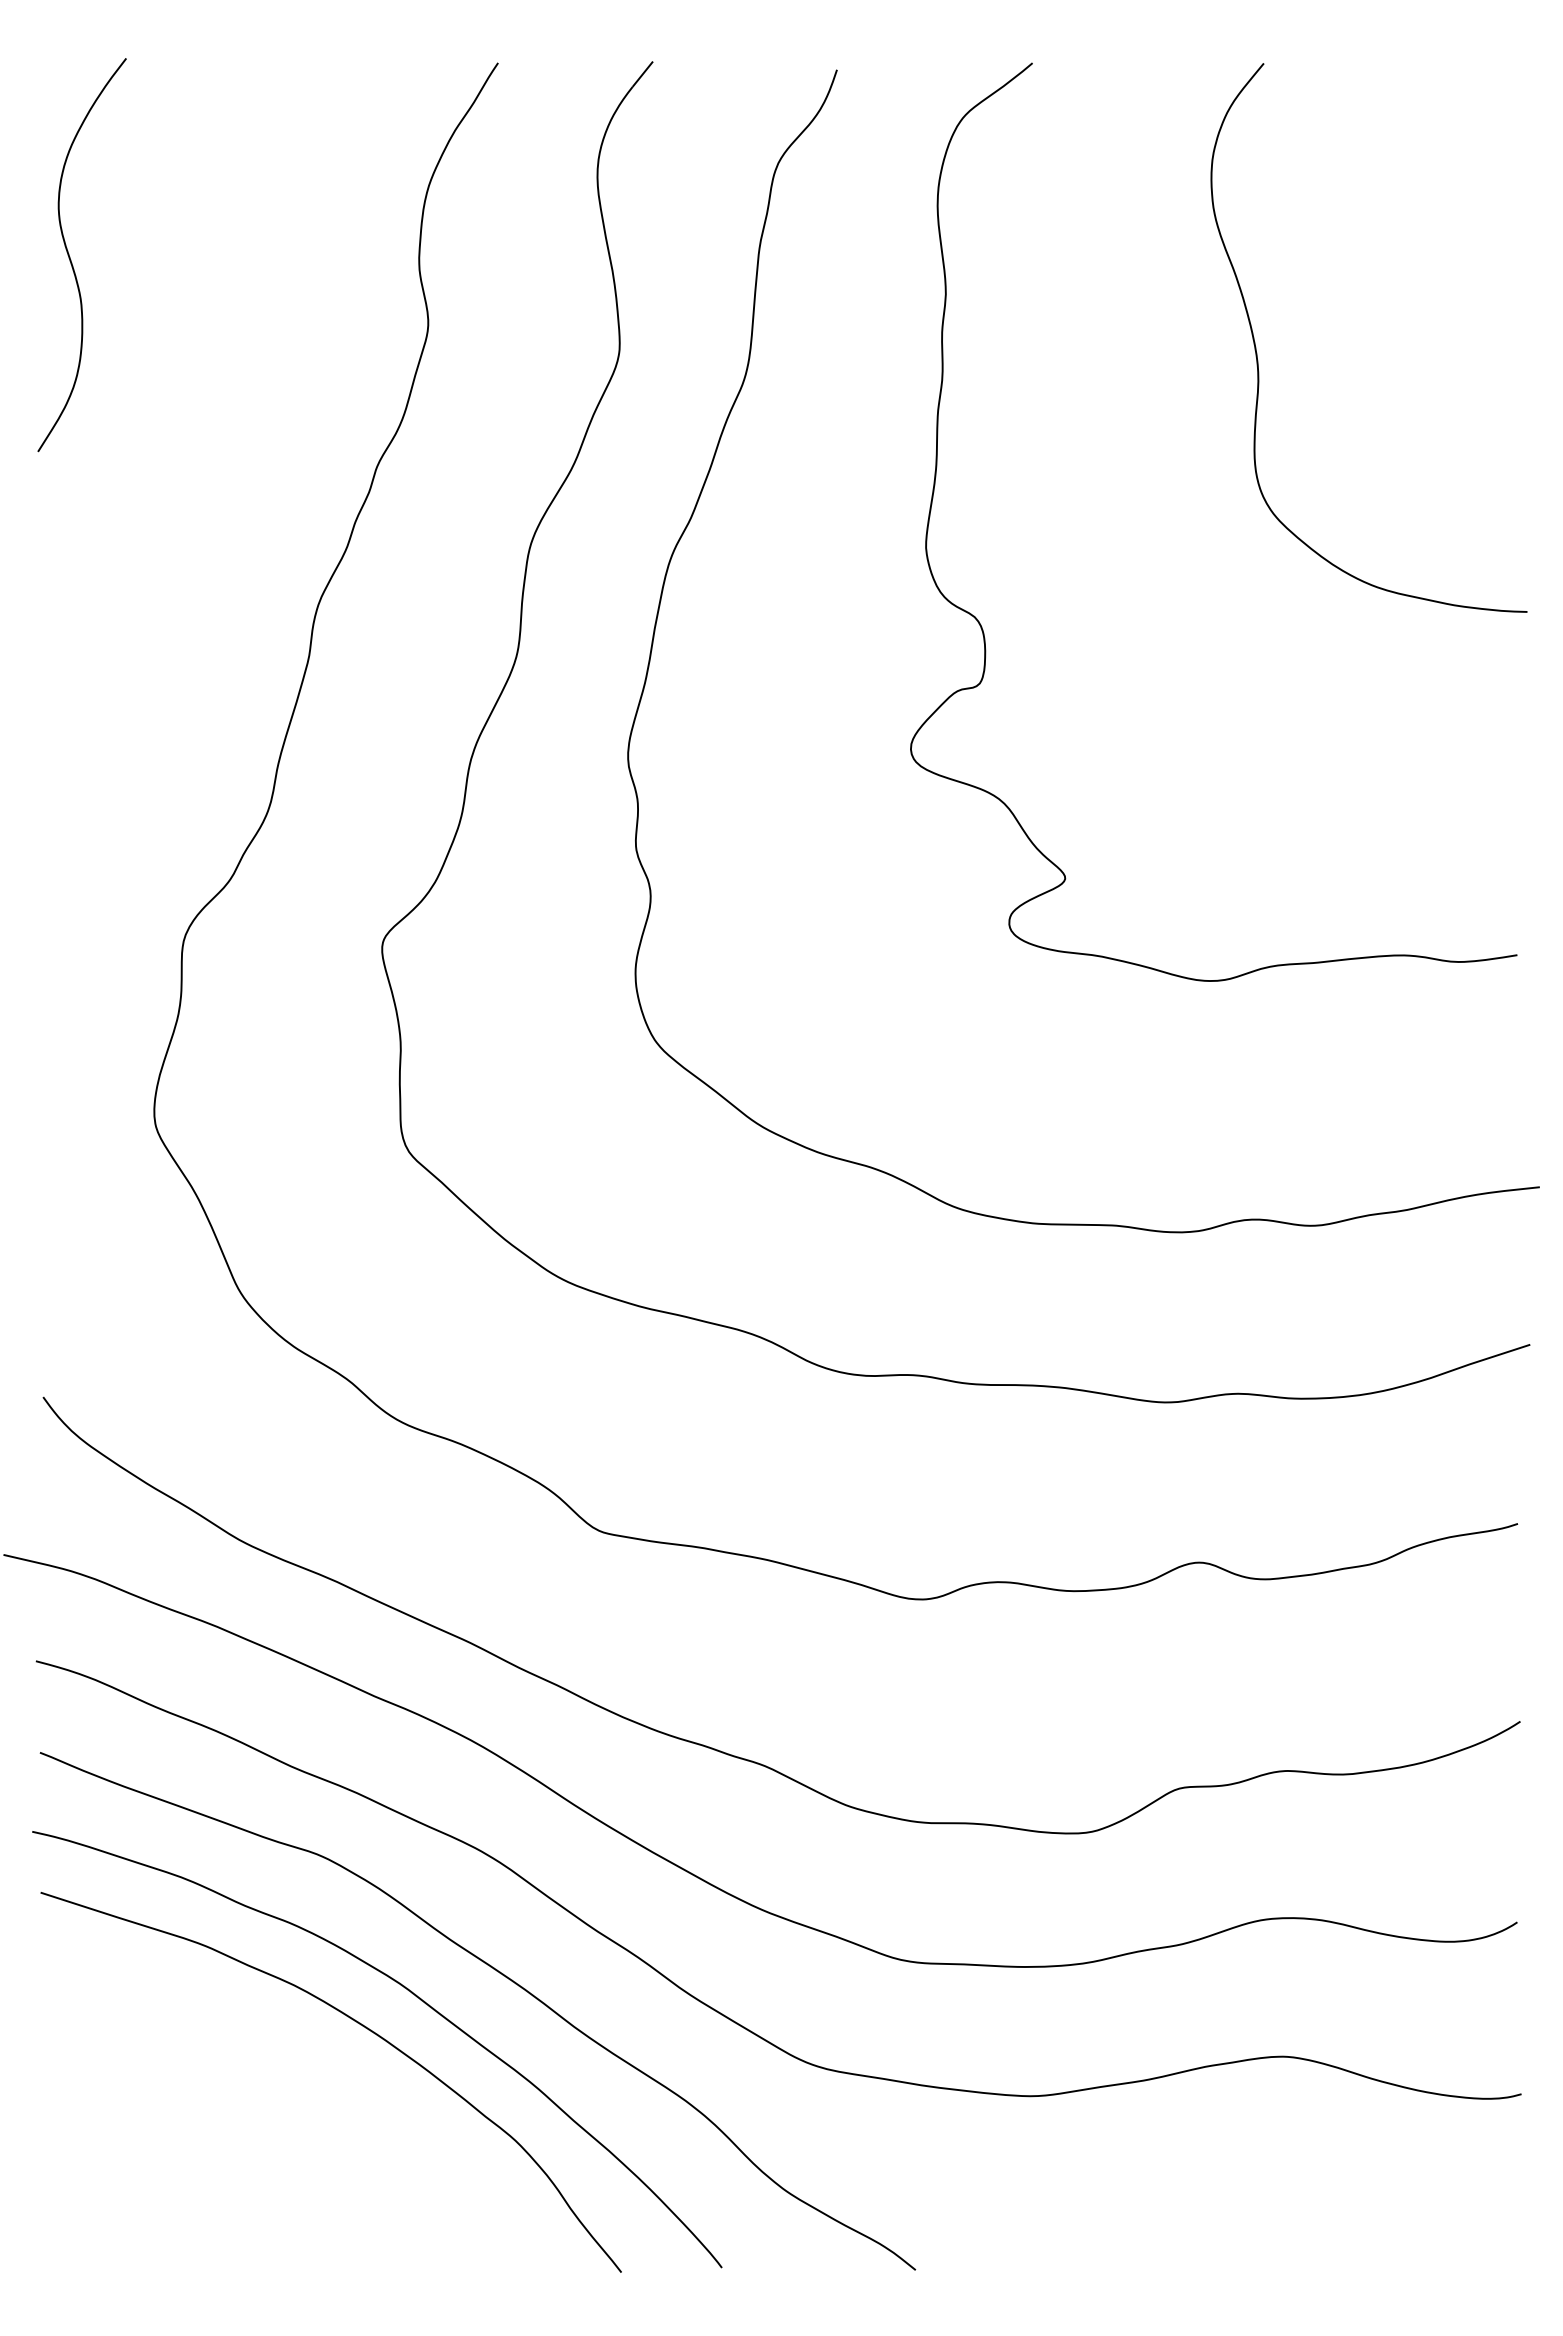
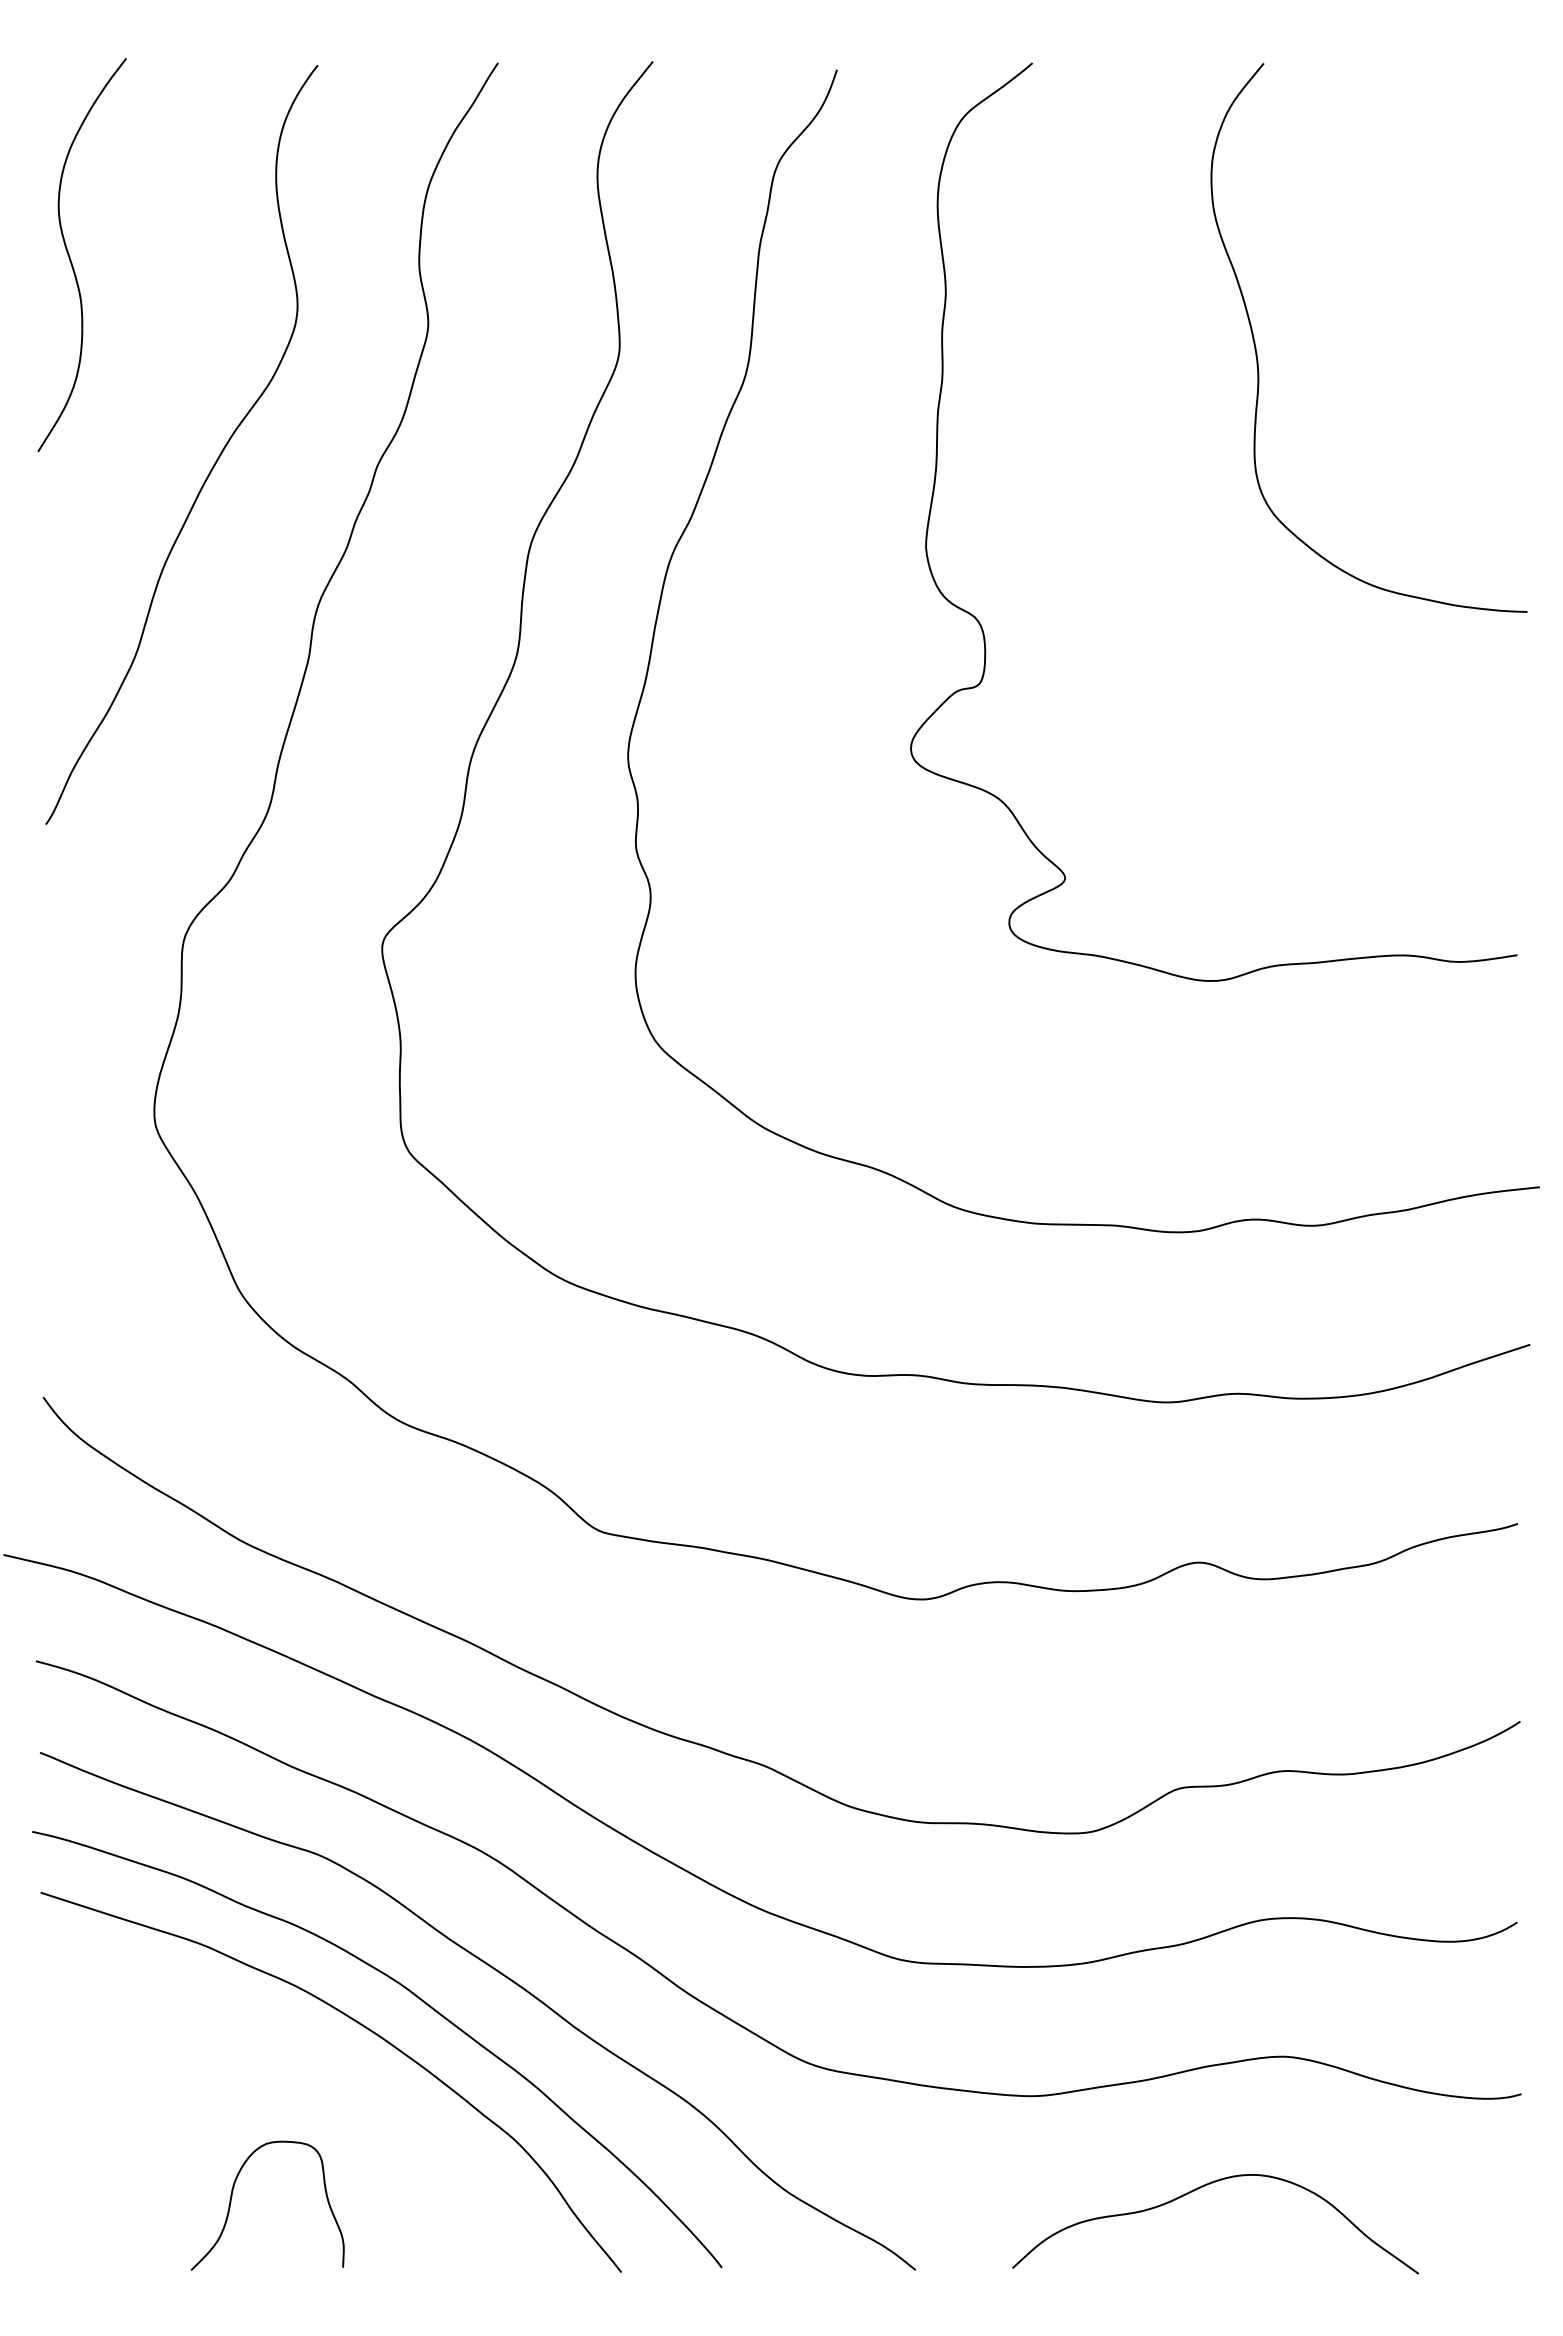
curve: none -> present (213, 464)
curve: none -> present (1198, 2189)
curve: none -> present (232, 2197)
